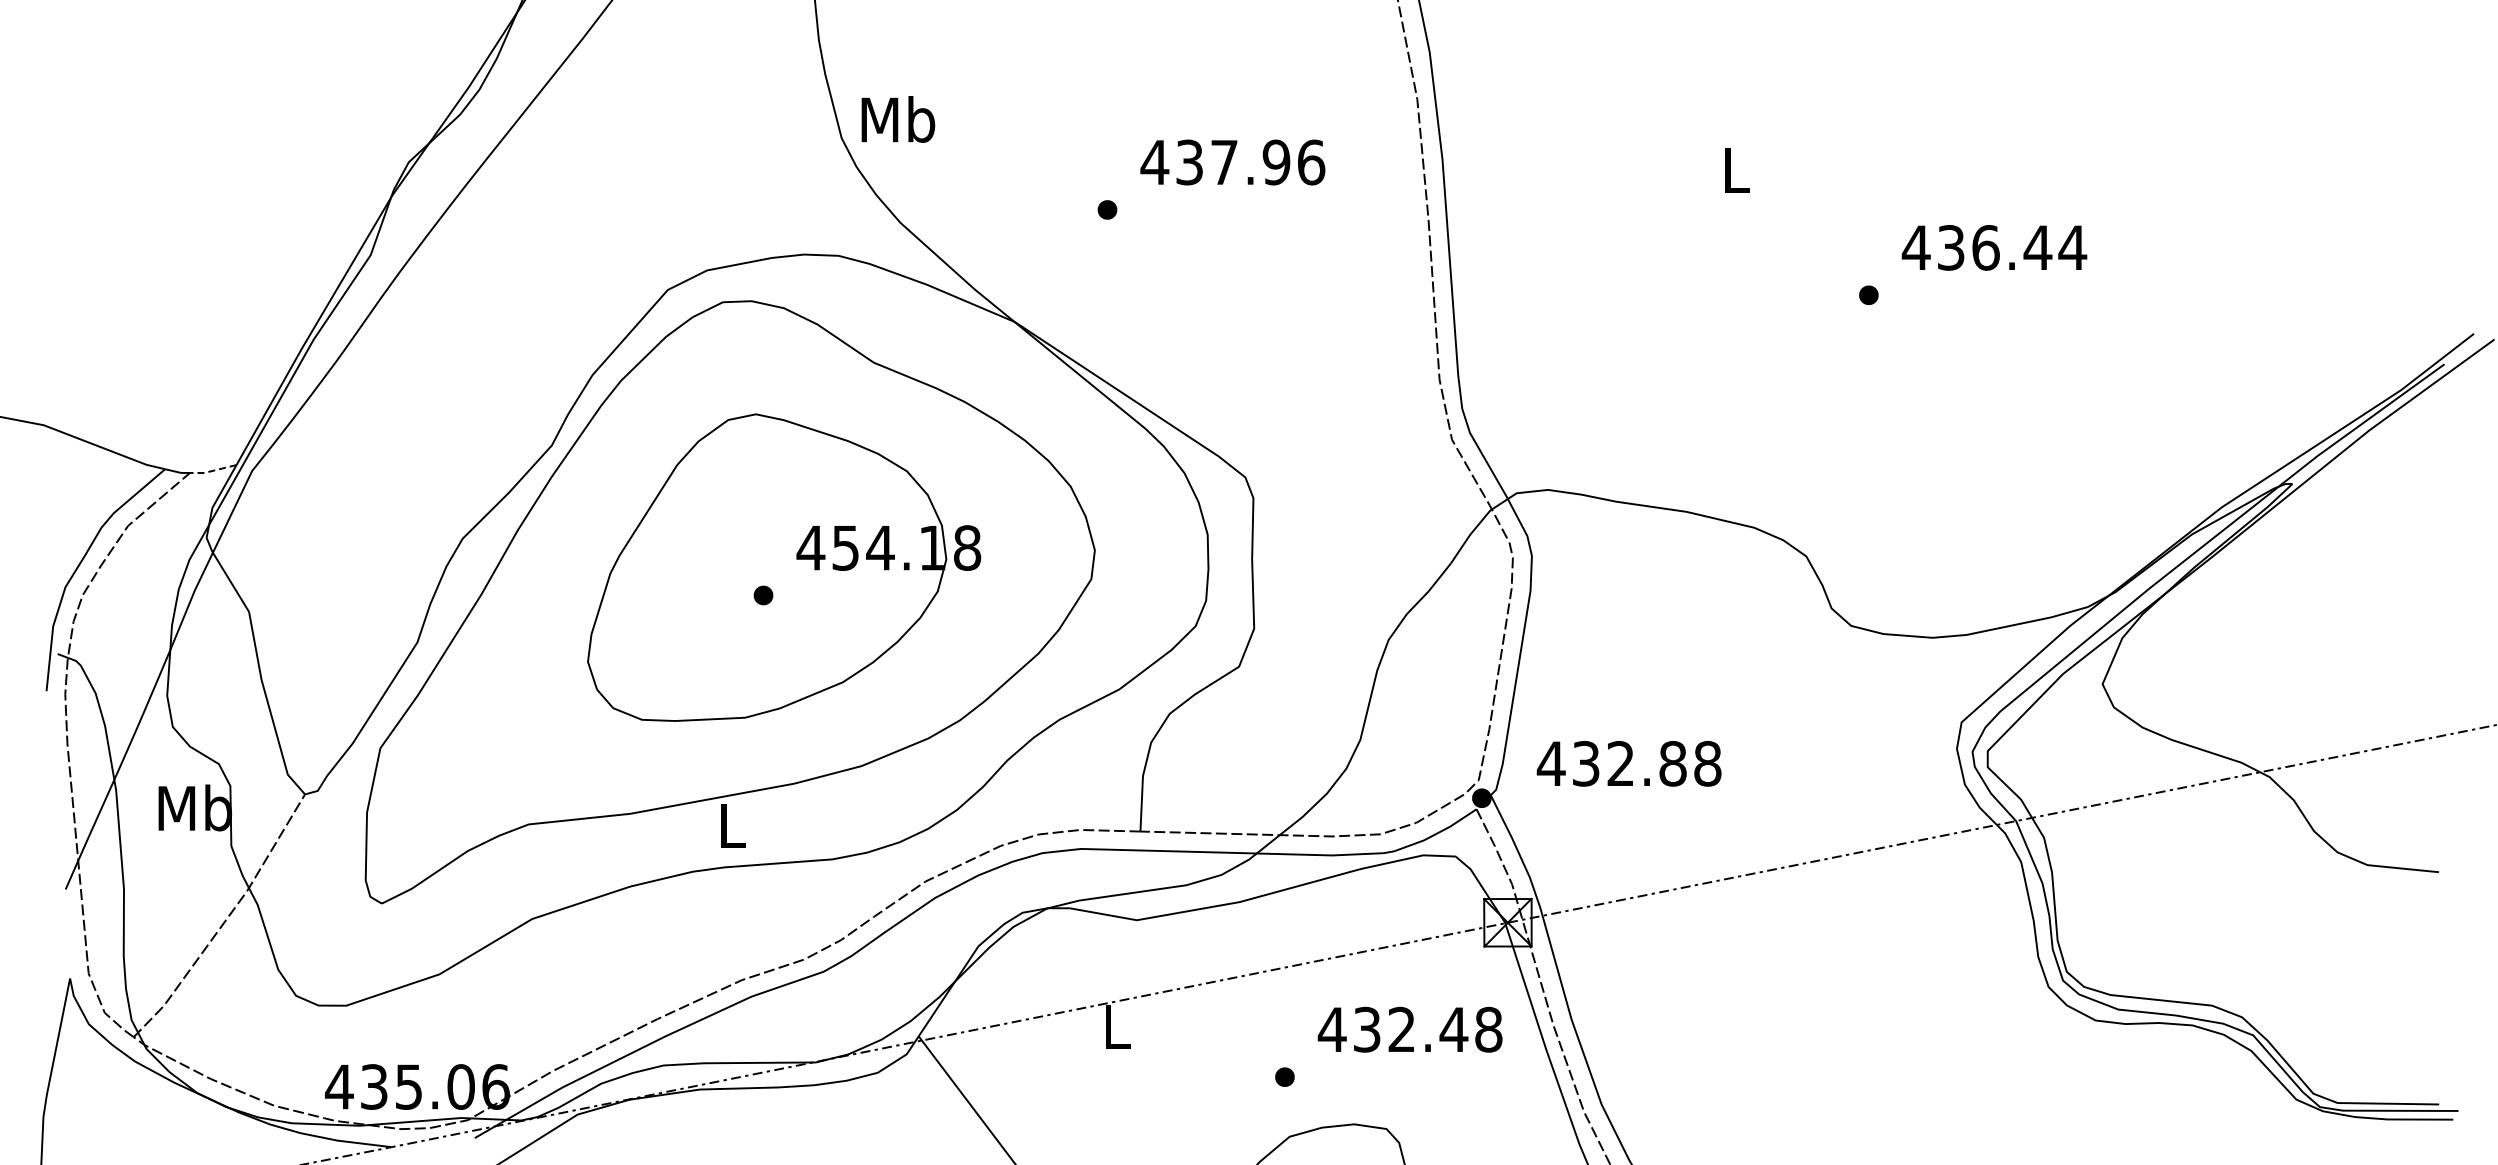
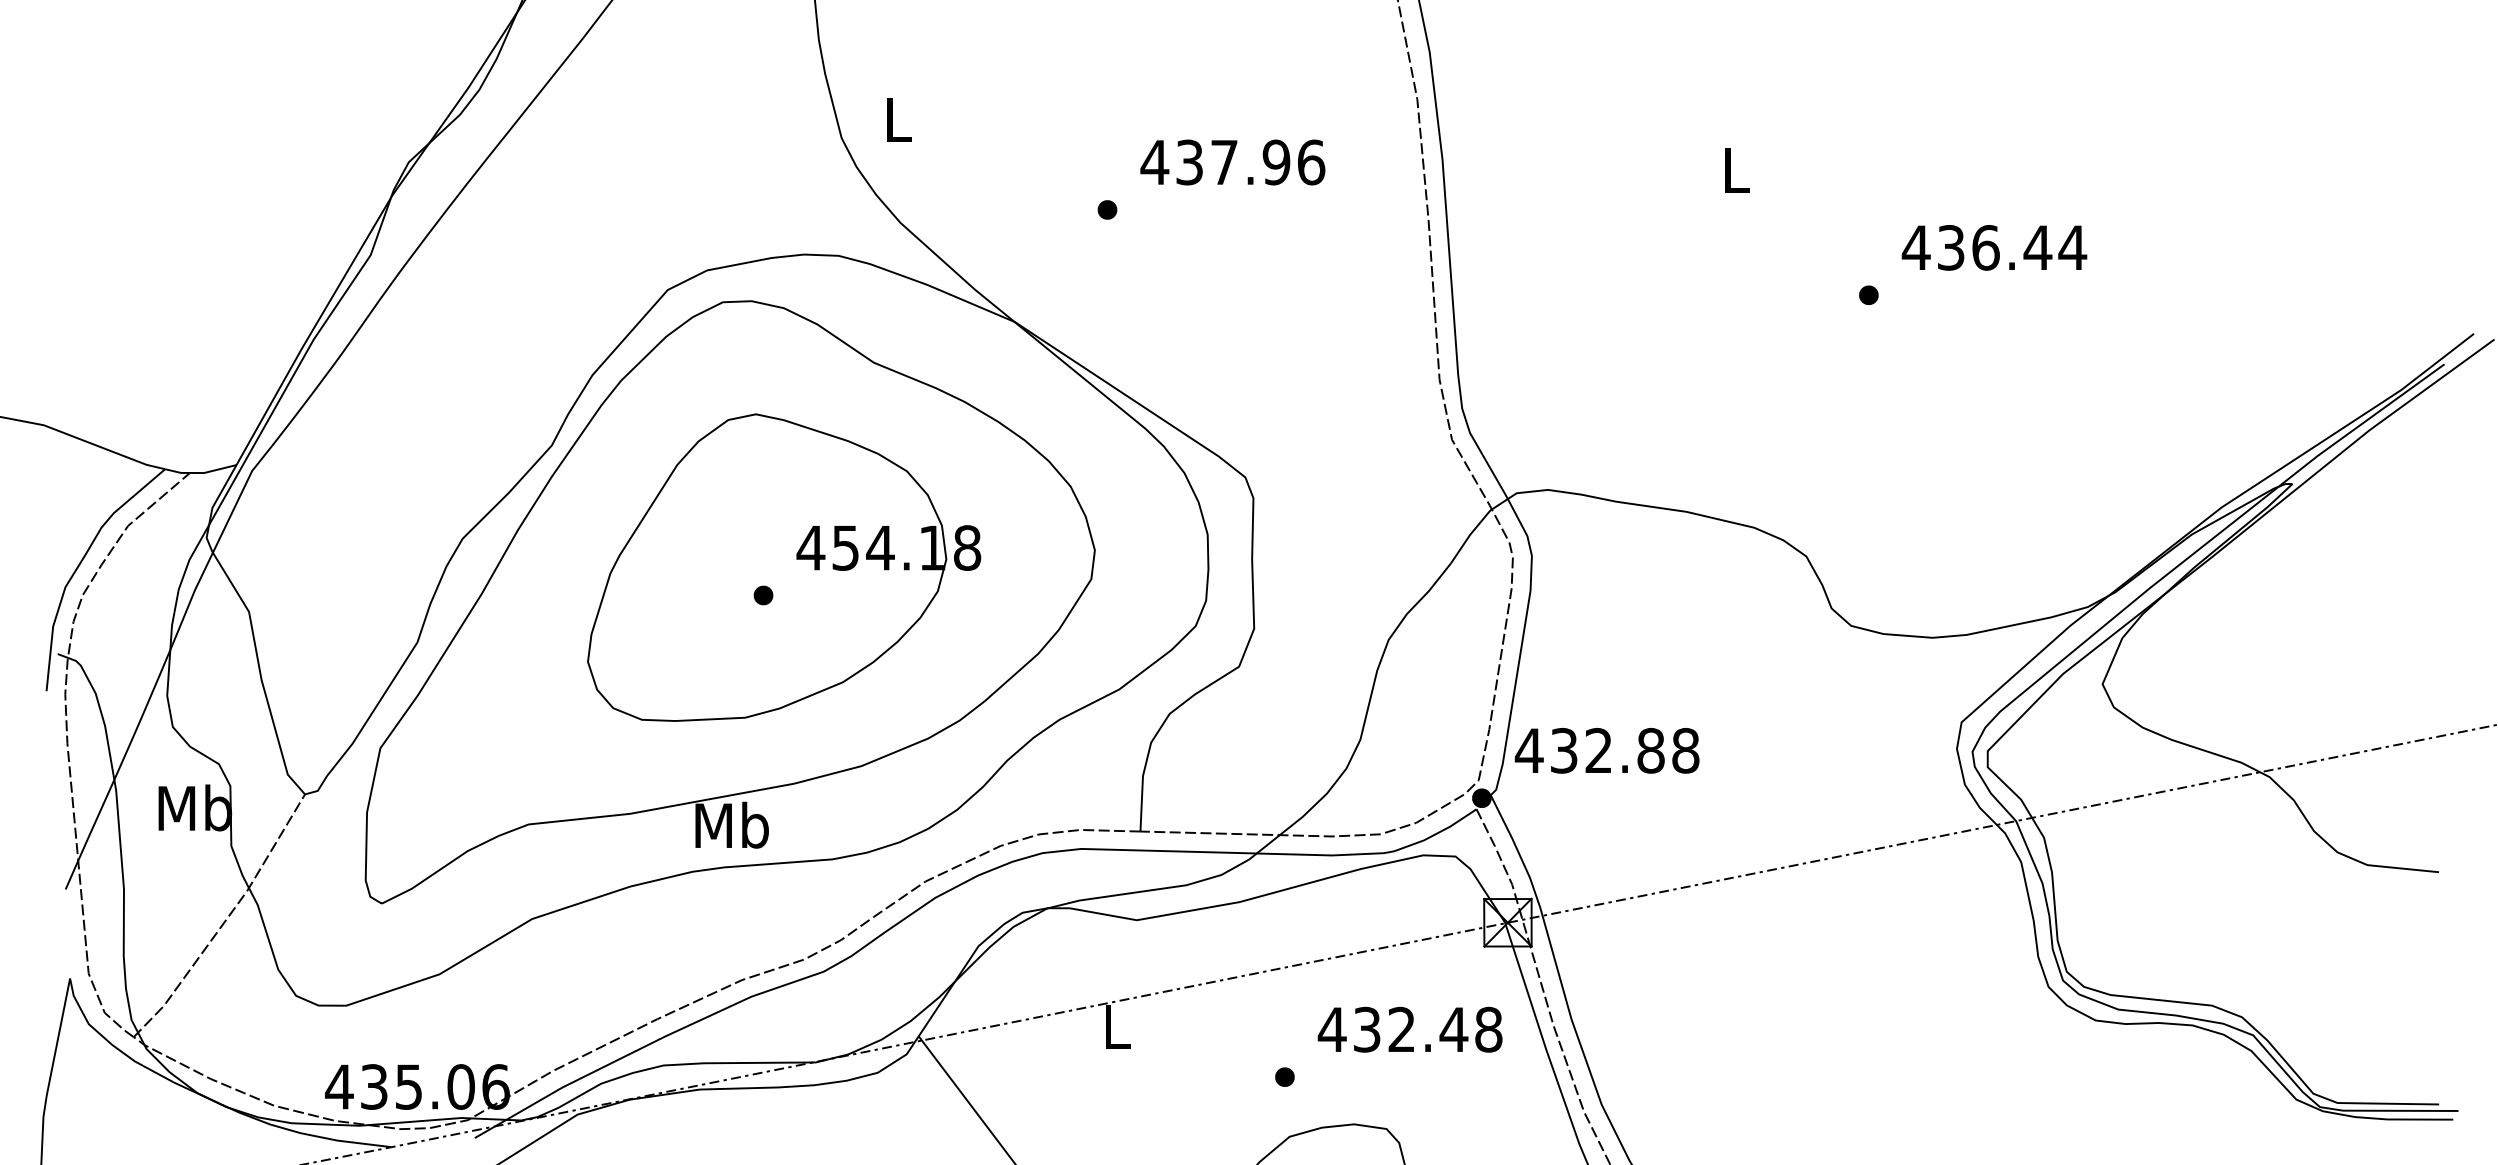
text: Mb -> L (898, 119)
line: dashed -> solid (212, 470)
text position: (1628, 763) -> (1606, 750) (1606, 750)
text: L -> Mb (731, 824)
